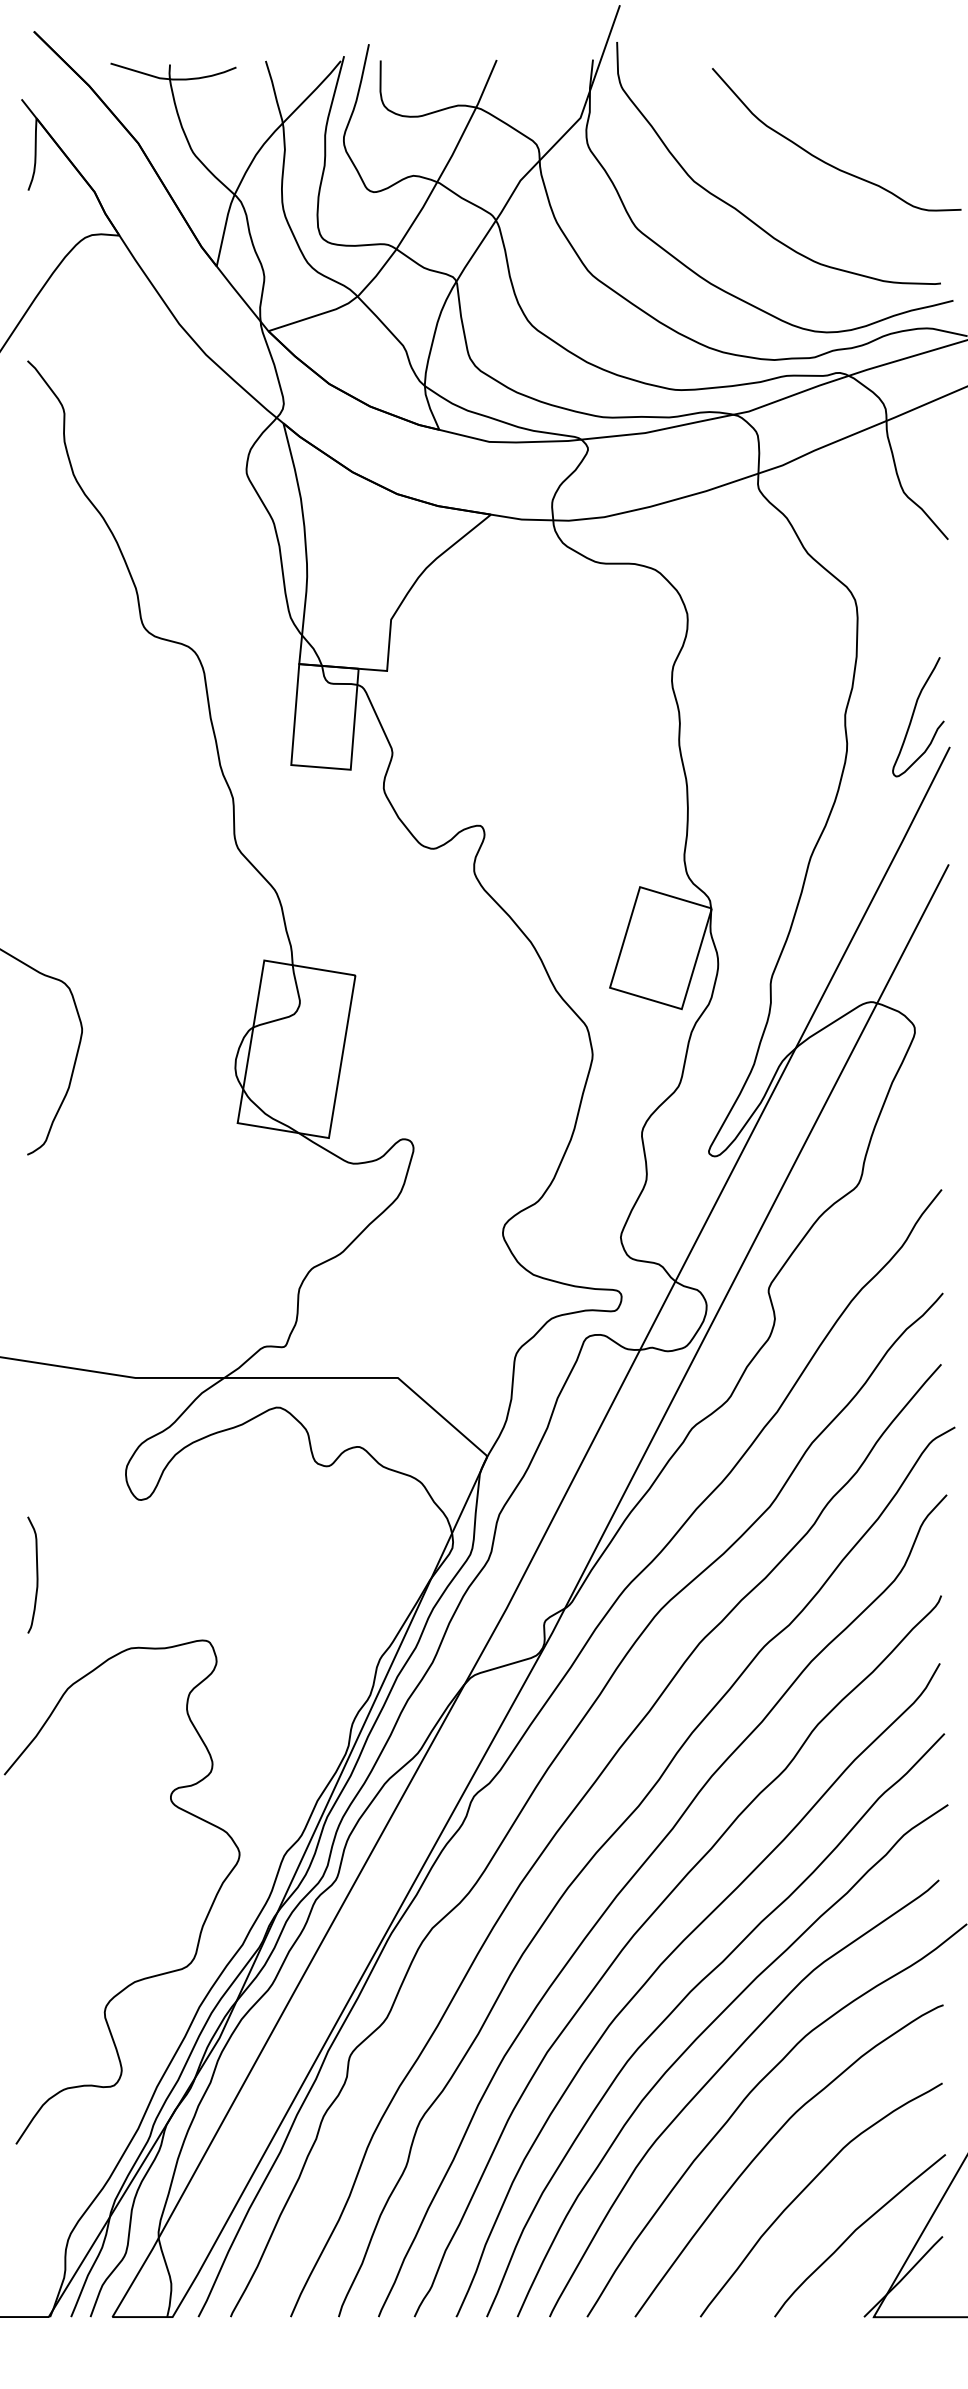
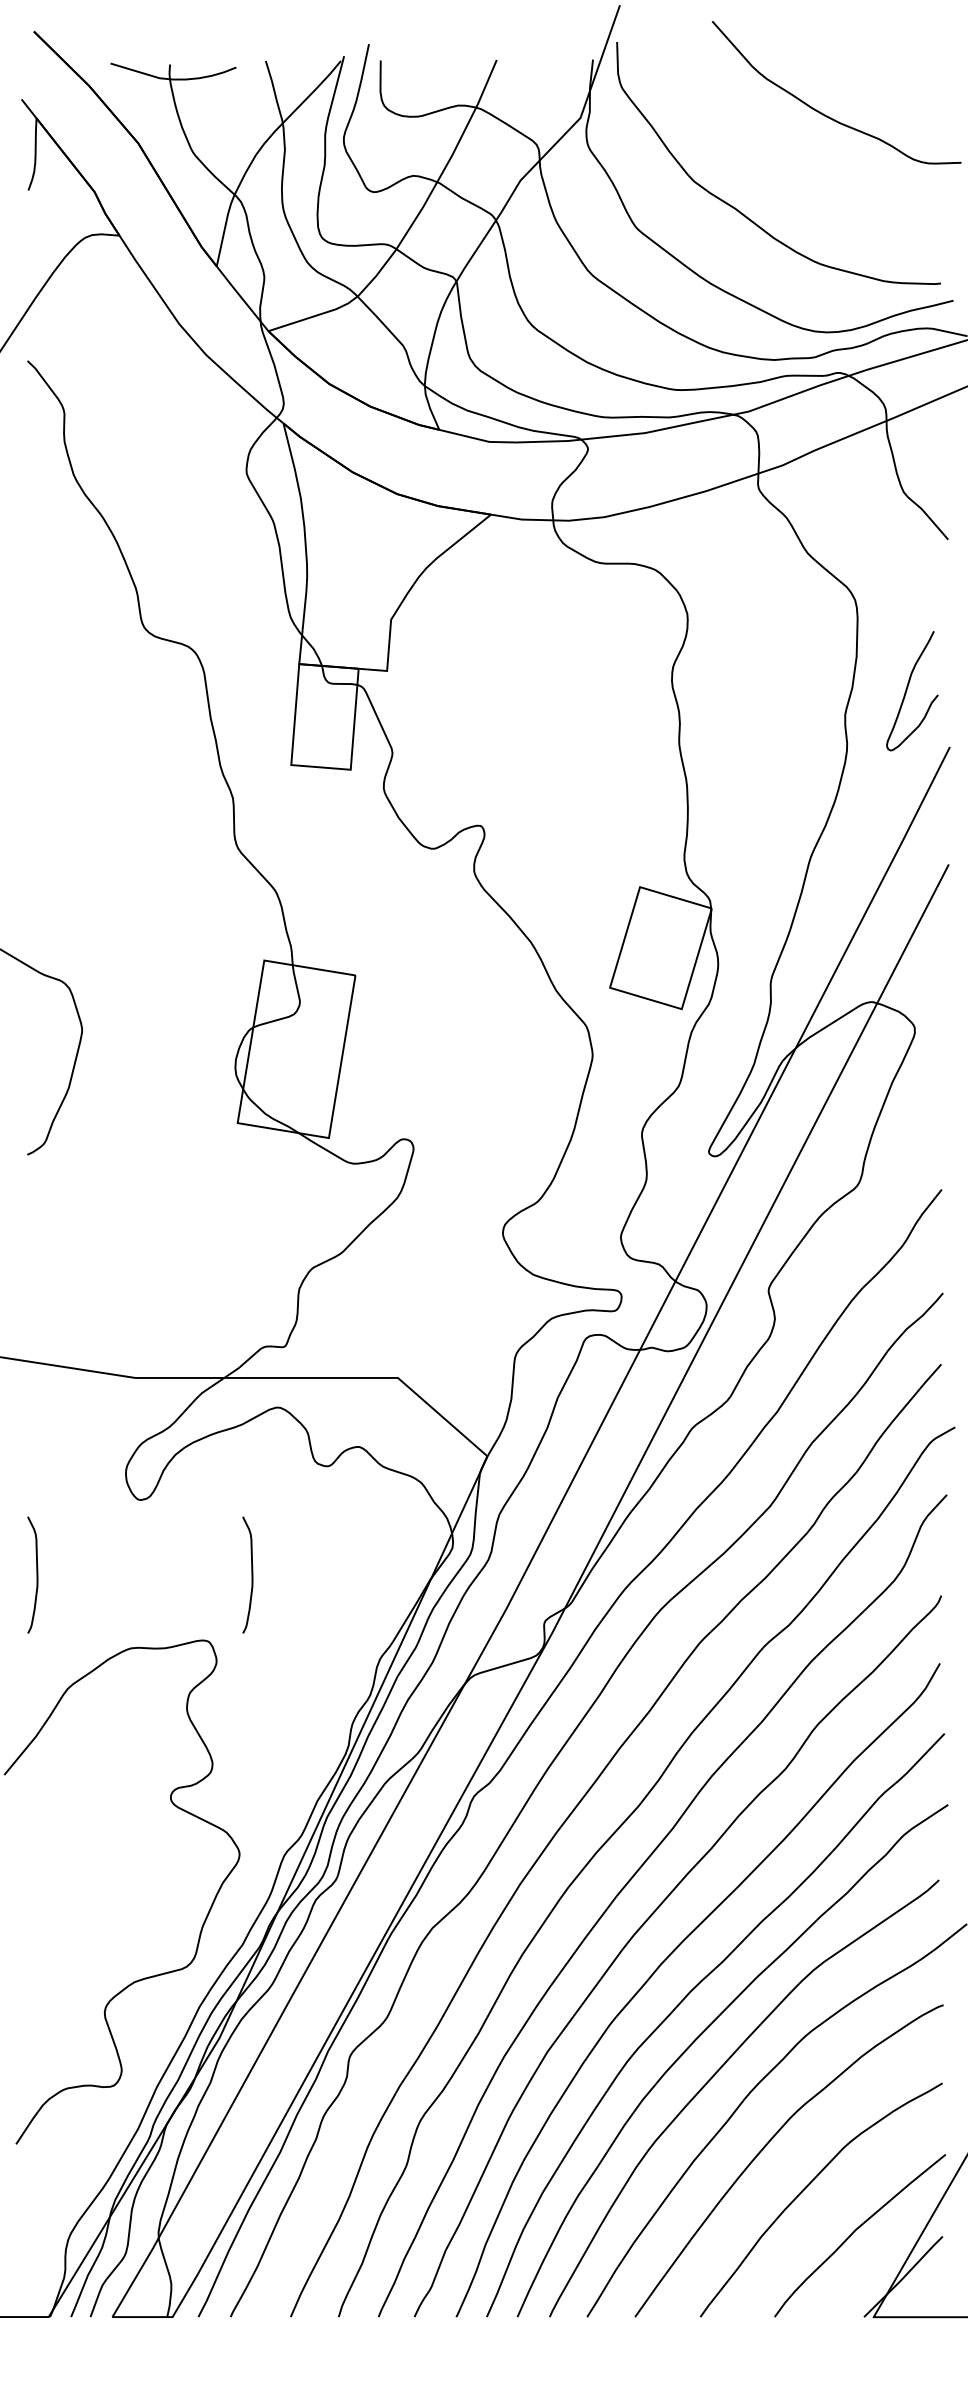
curve position: (825, 161) -> (825, 114) (825, 114)
curve position: (913, 716) -> (907, 690) (907, 690)
curve: none -> present (251, 1574)
